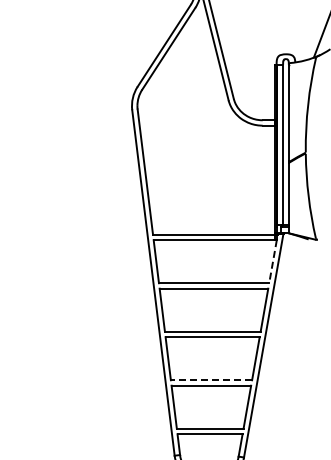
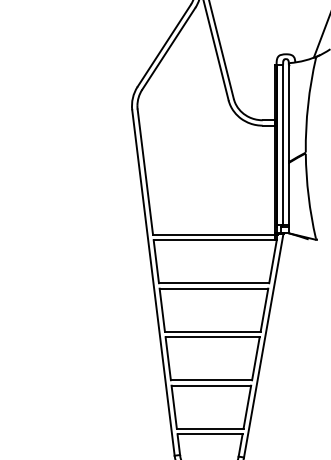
line: dashed -> solid (273, 261)
line: dashed -> solid (211, 380)
